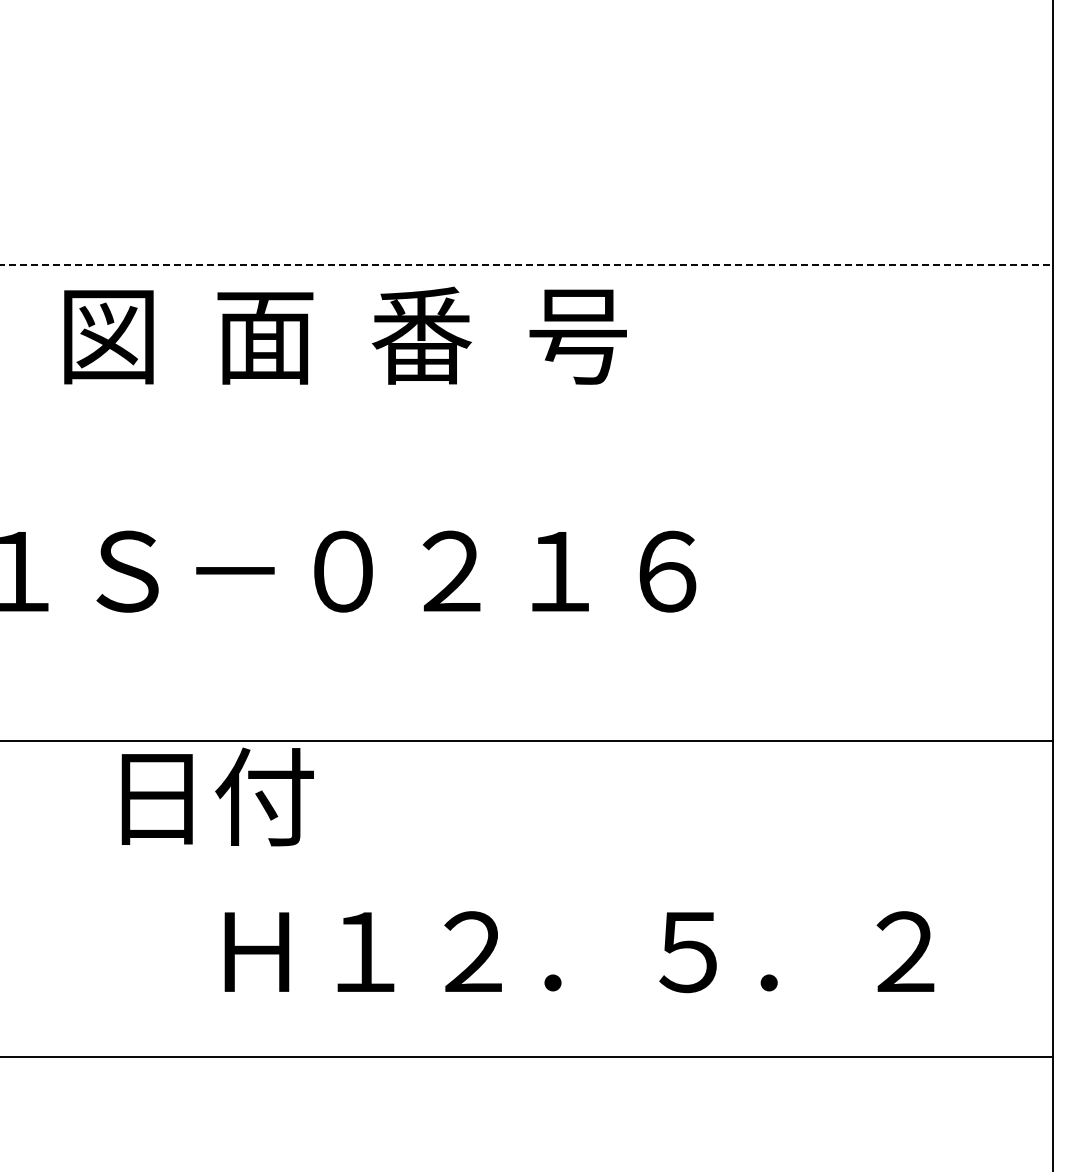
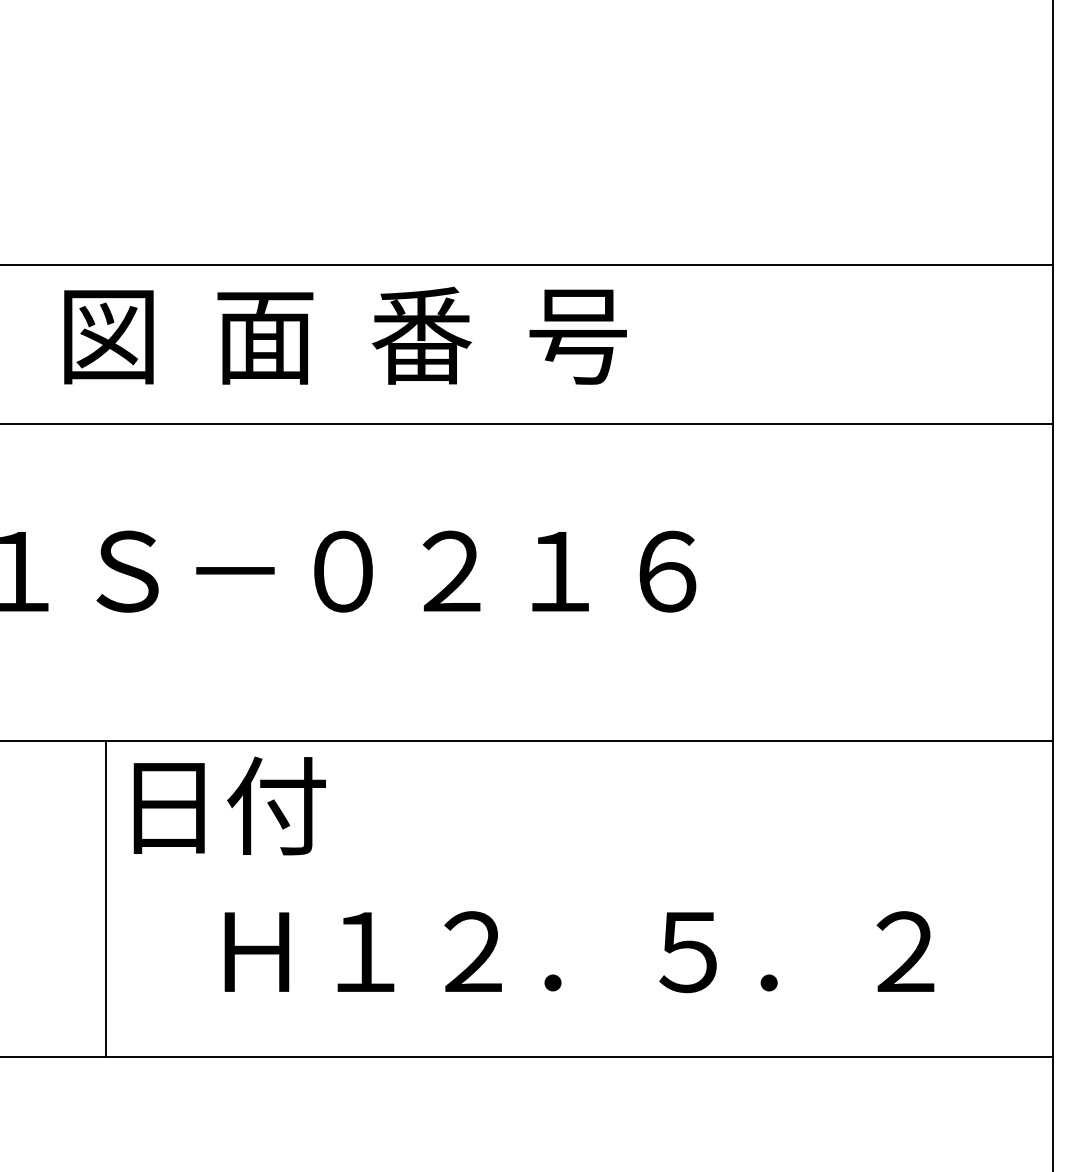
line: dashed -> solid (526, 265)
line: none -> present (527, 423)
text position: (217, 796) -> (229, 805) (229, 805)
line: none -> present (105, 898)
